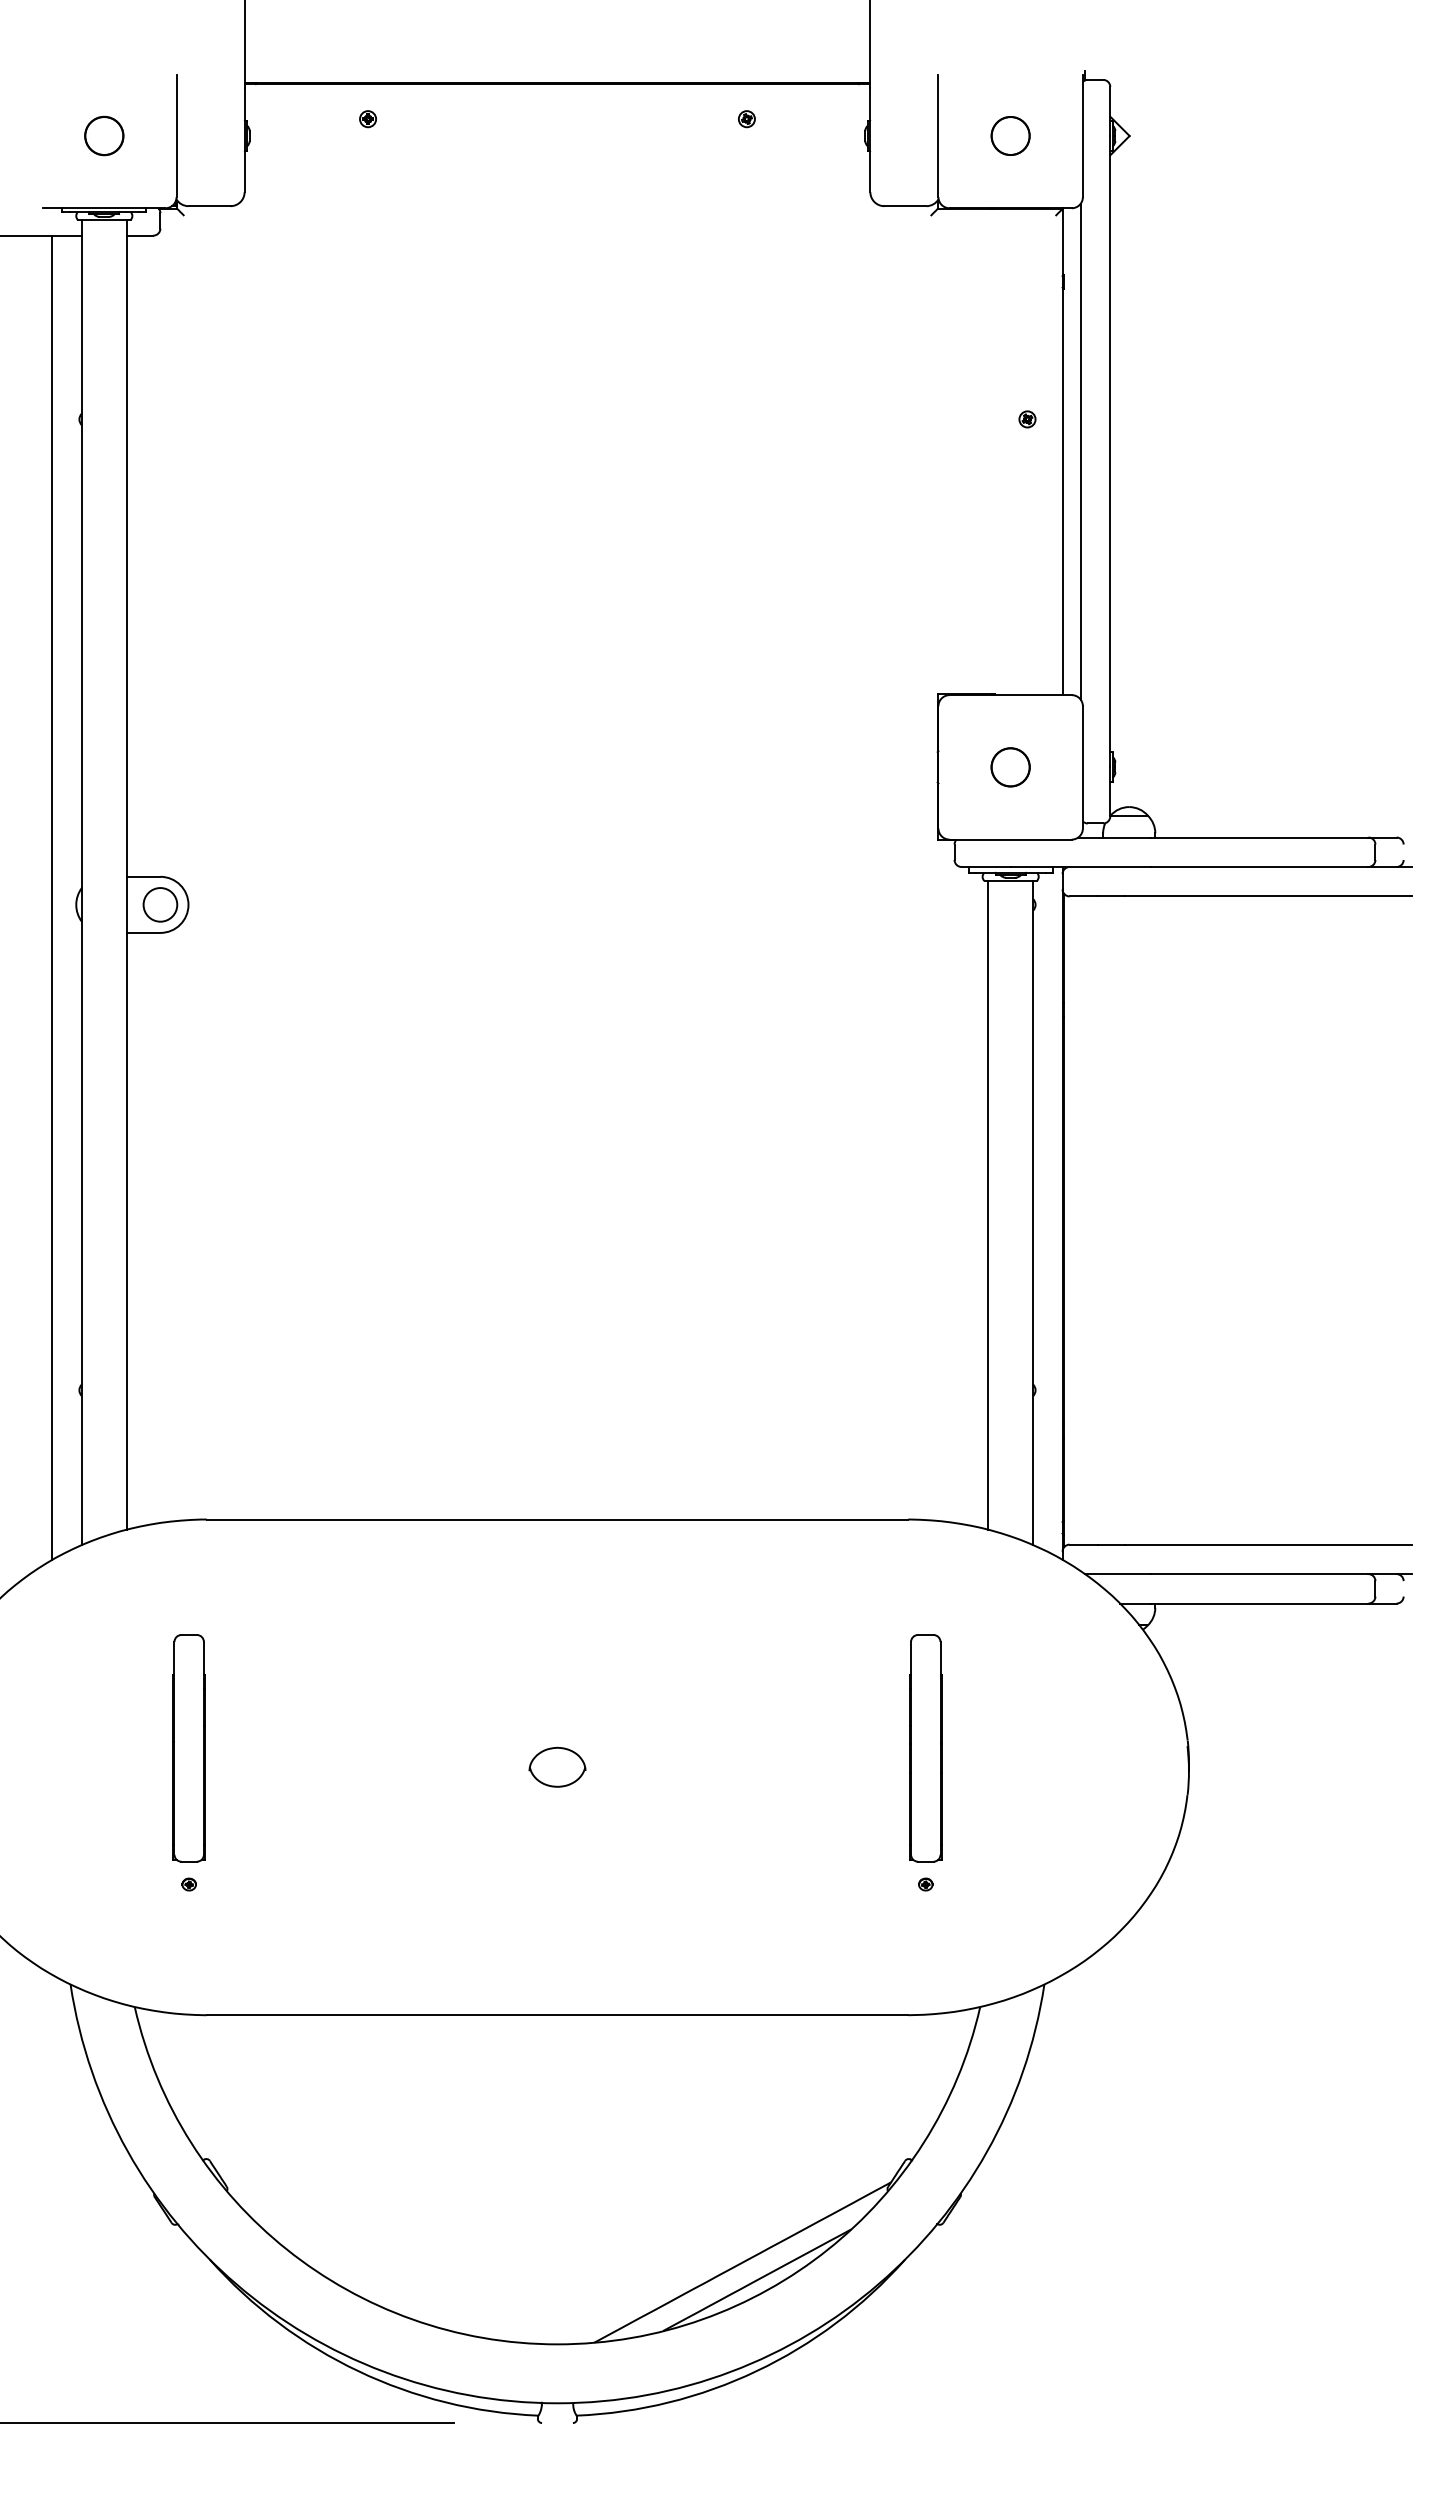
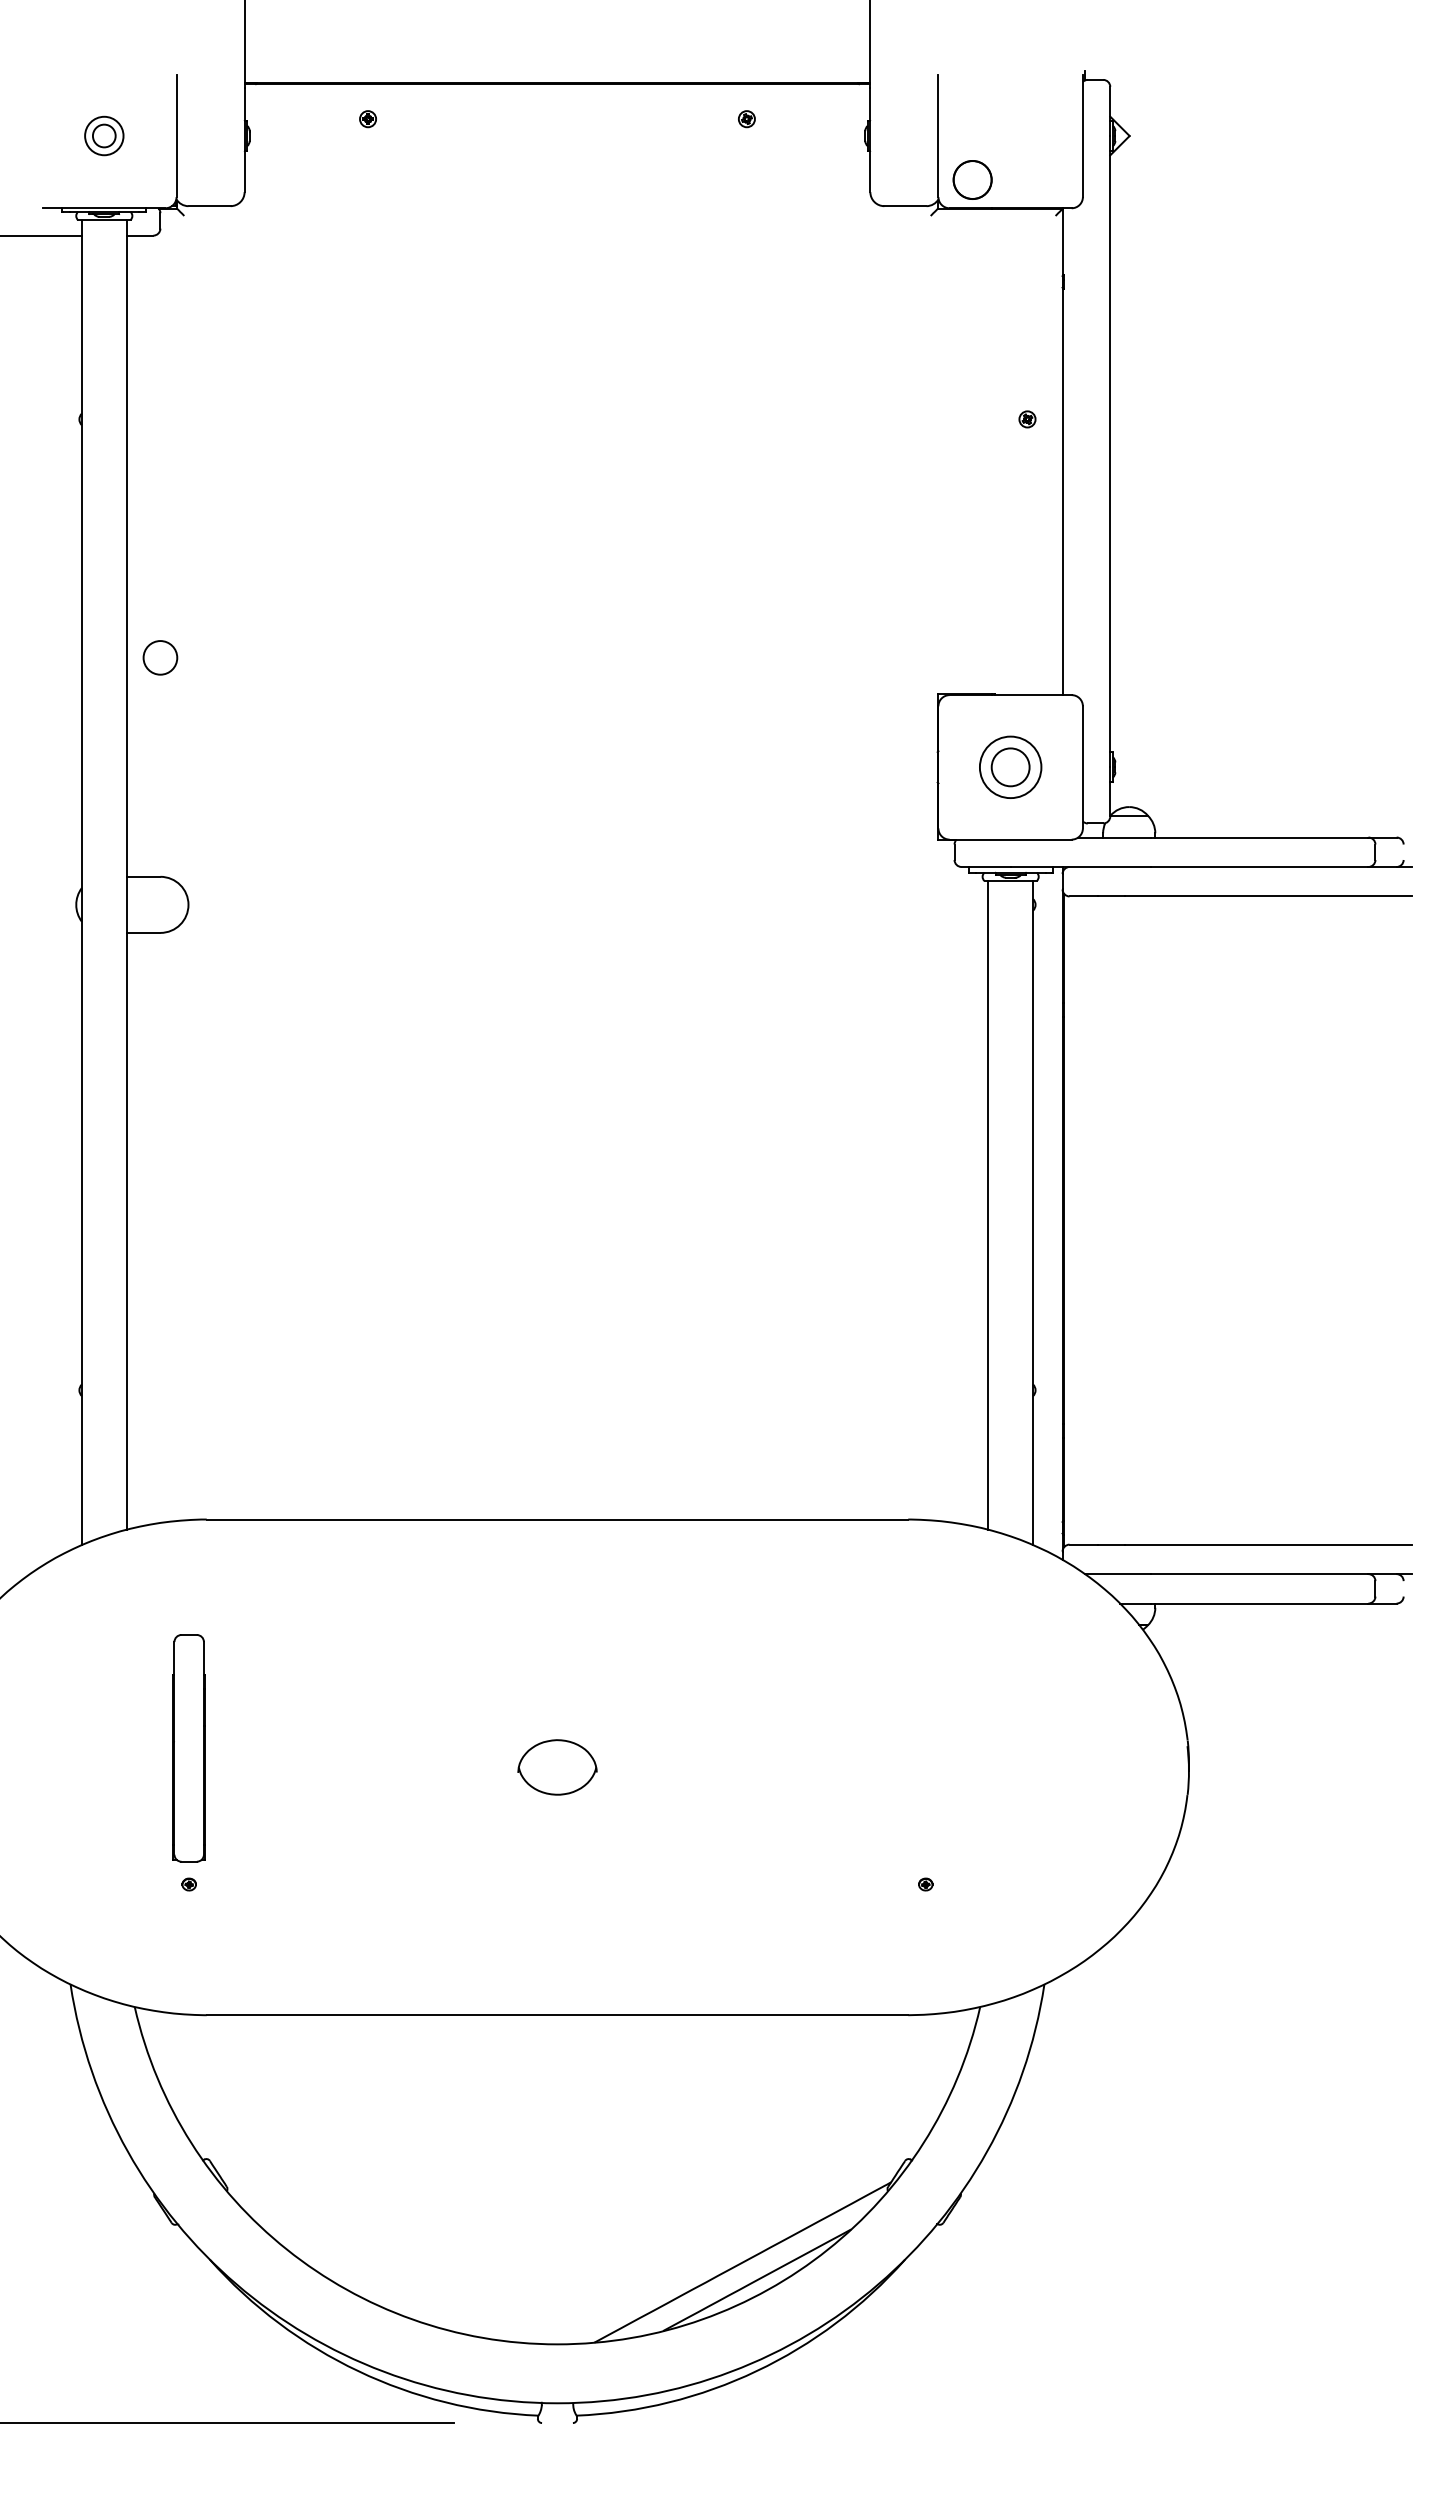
circle diameter: 38 px -> 23 px (103, 135)
circle position: (1010, 135) -> (972, 179) (972, 179)
line: present -> none (1080, 451)
circle diameter: 38 px -> 62 px (1010, 767)
line: present -> none (52, 897)
circle position: (160, 904) -> (160, 657) (160, 657)
part: present -> none (925, 1748)
part size: 59x42 px -> 81x57 px (557, 1767)
